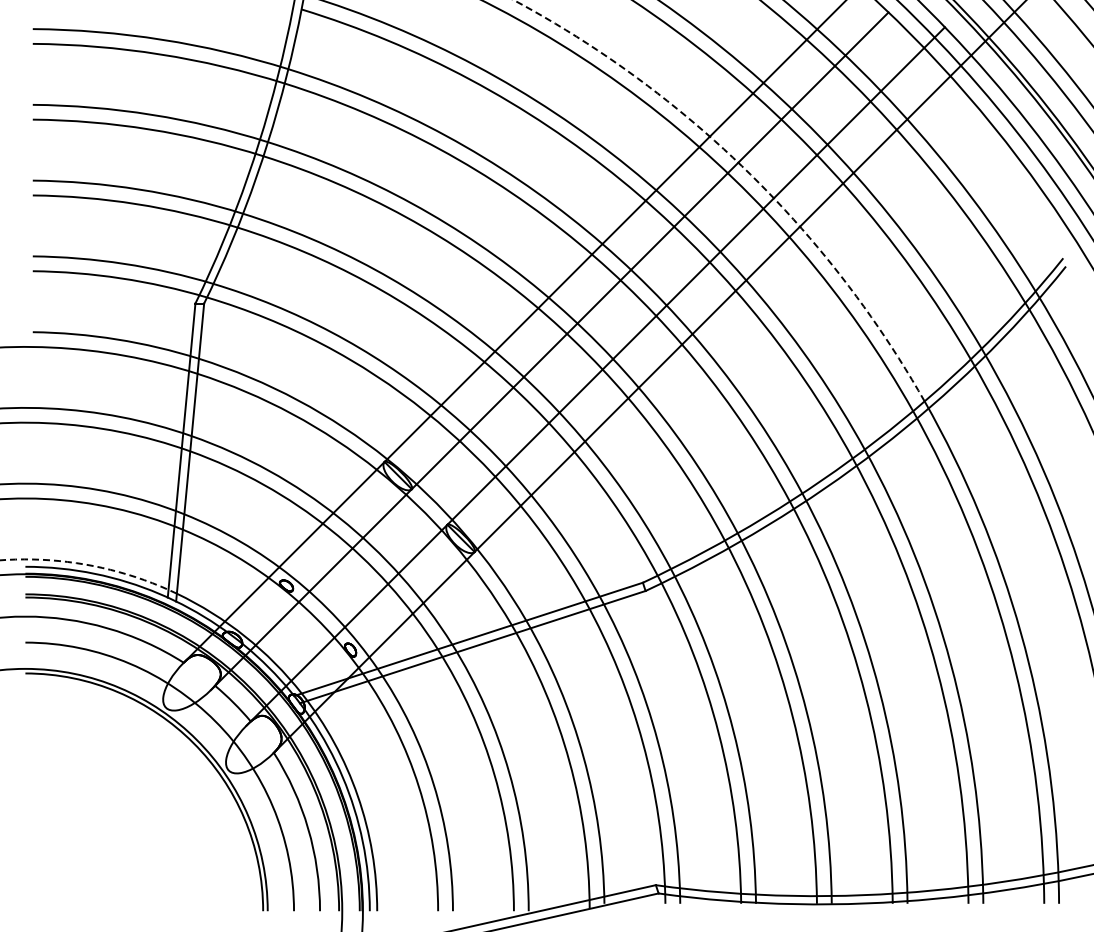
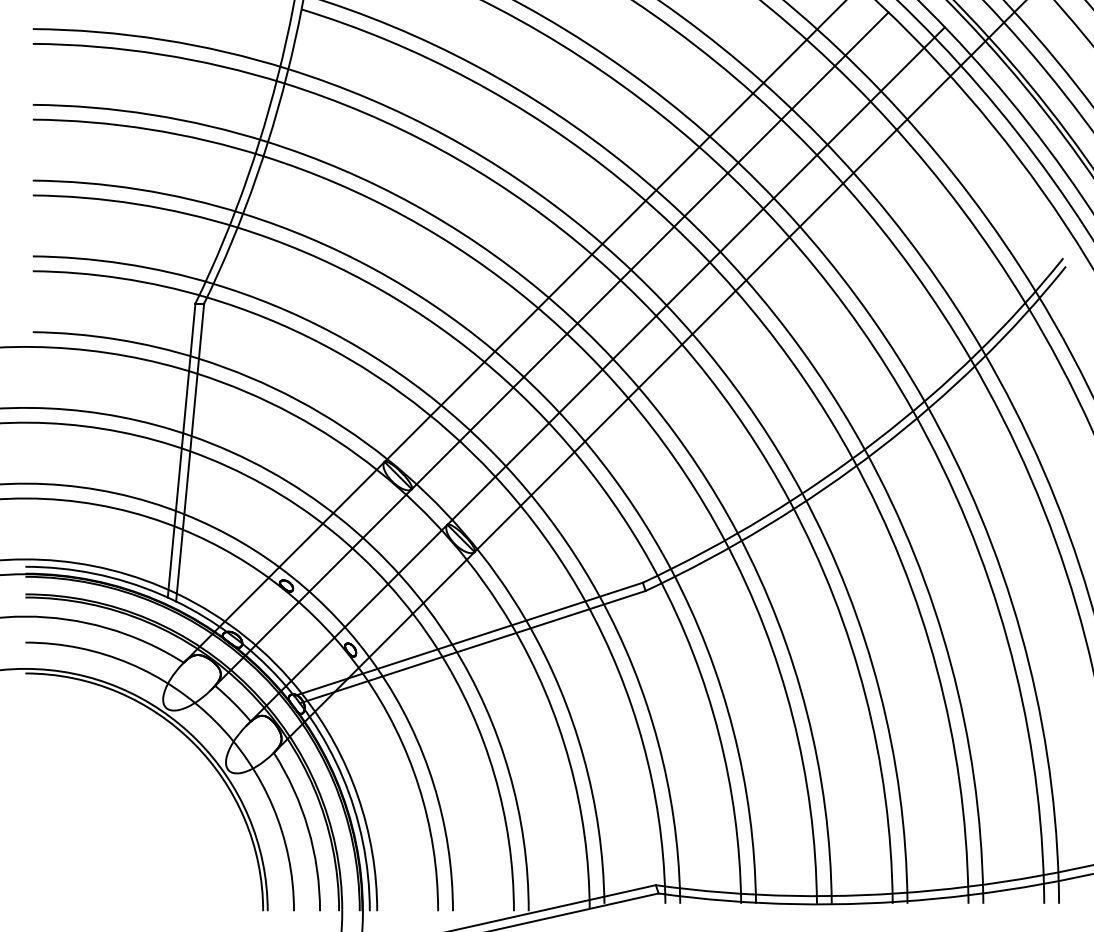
arc: dashed -> solid (747, 171)
arc: dashed -> solid (90, 565)
